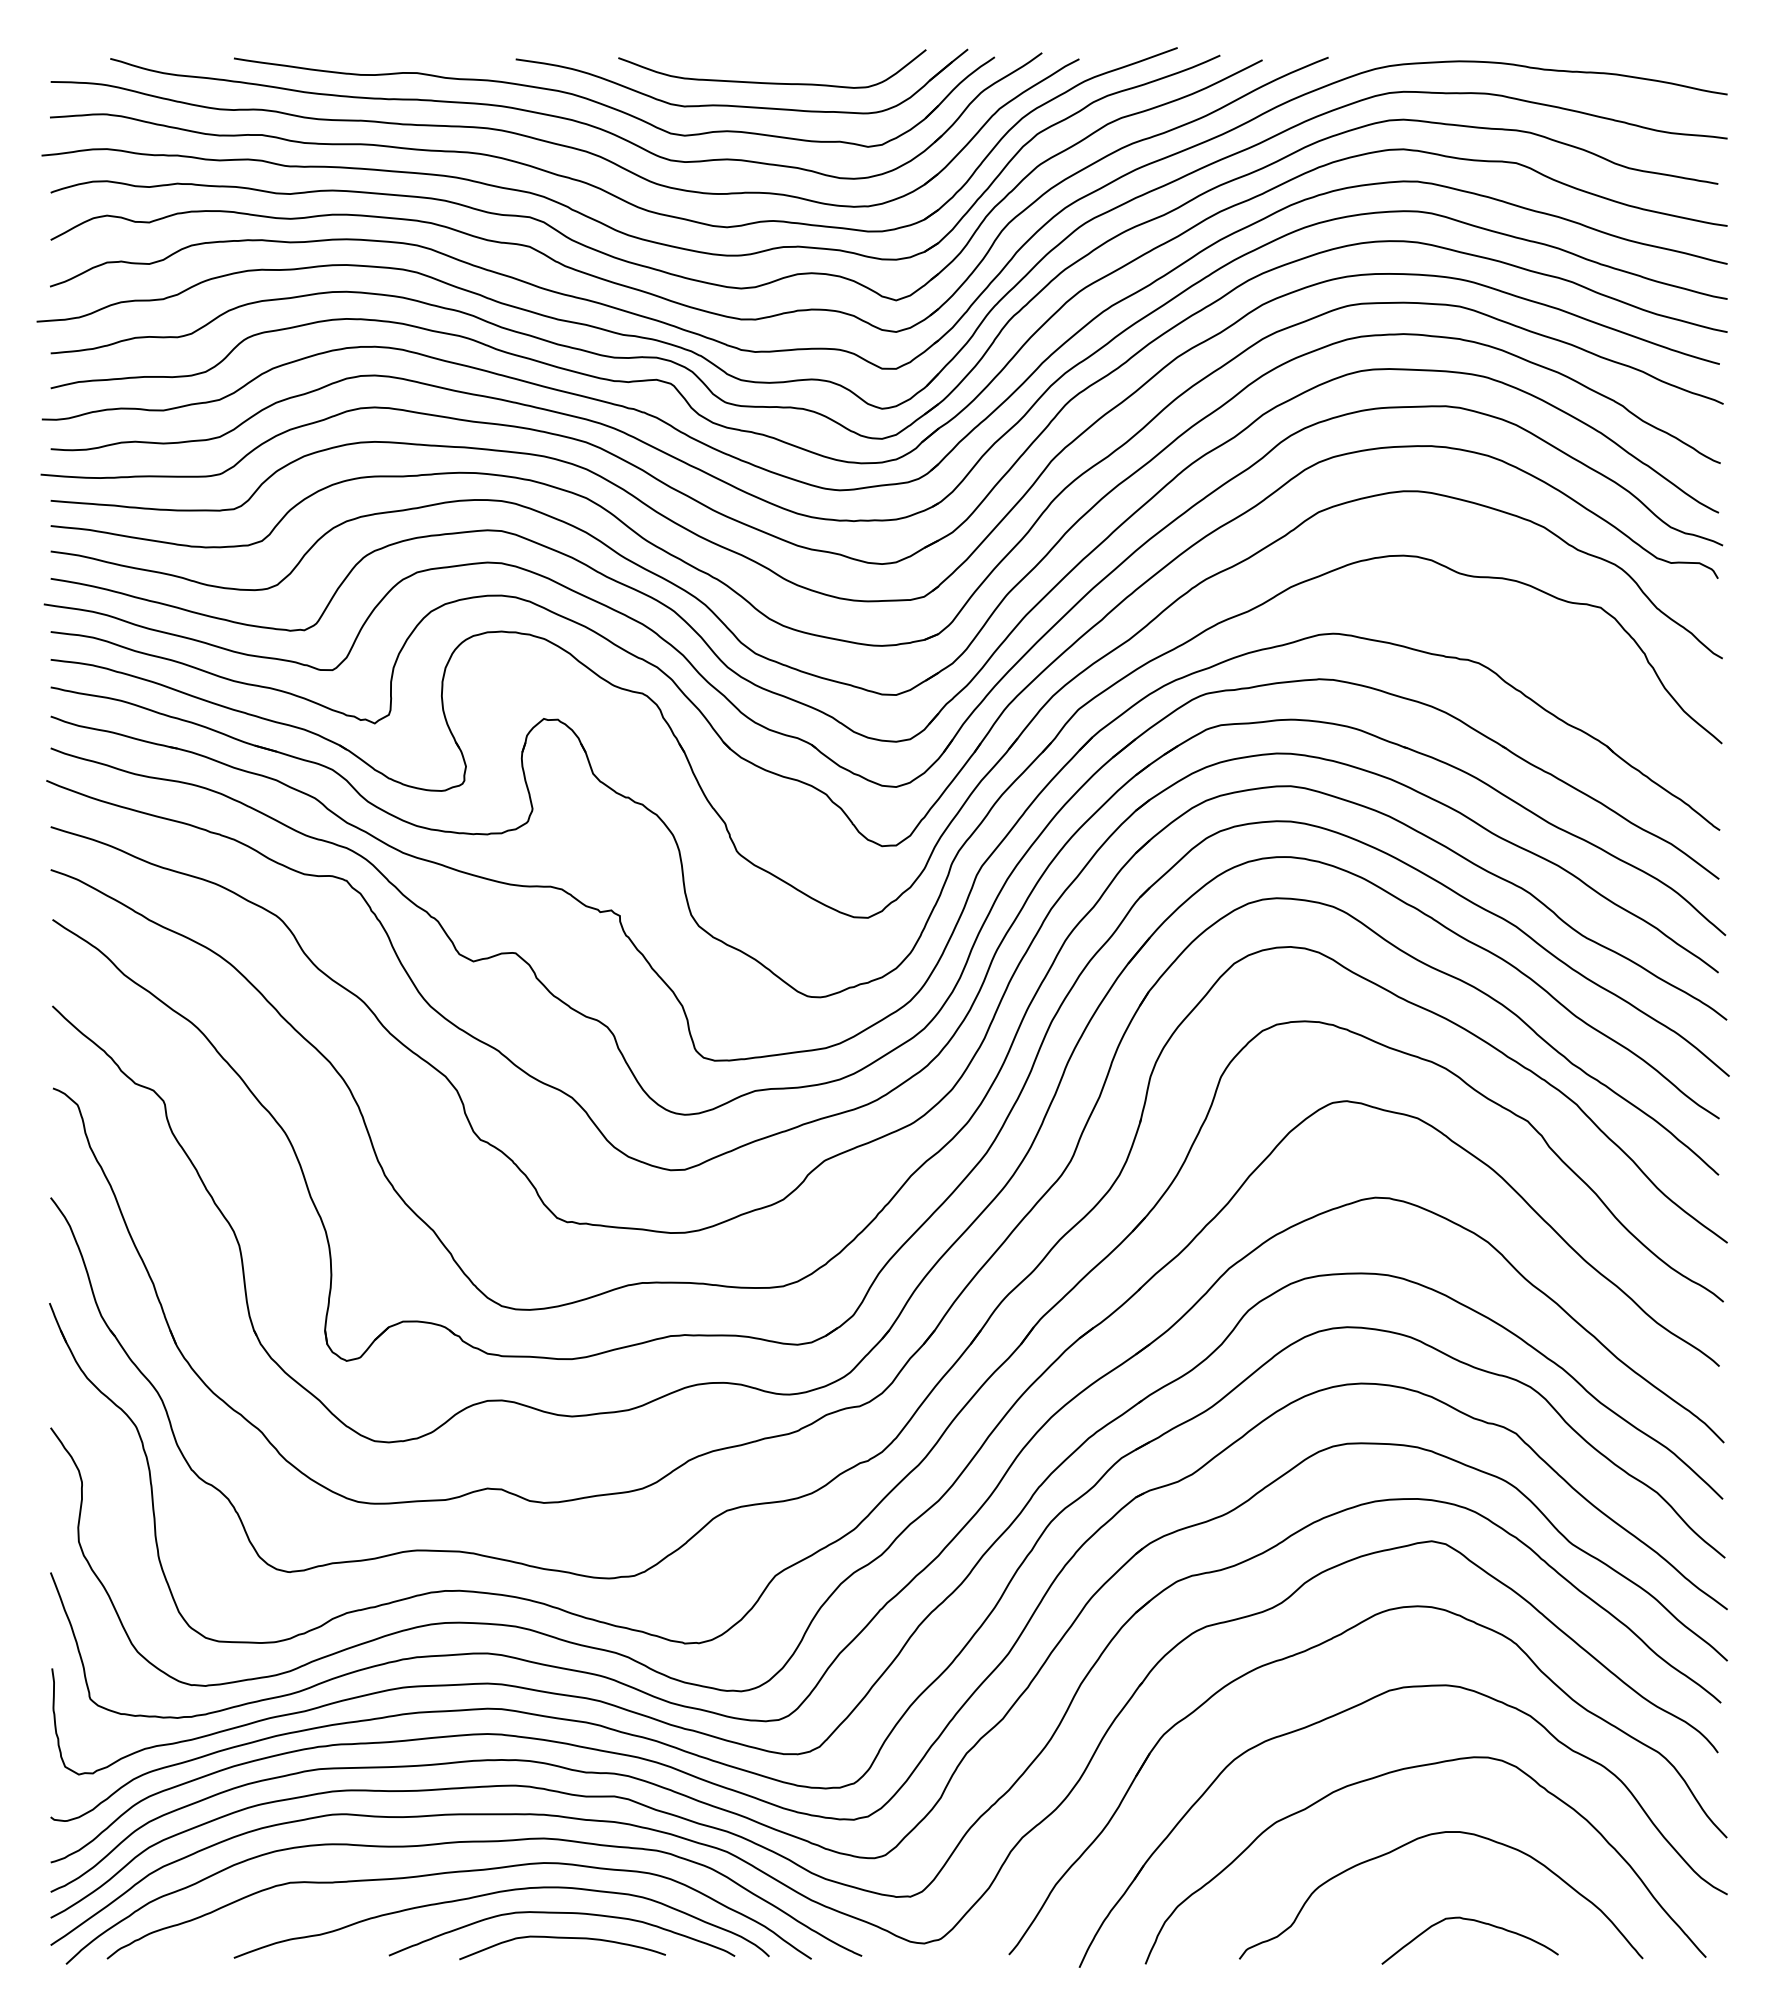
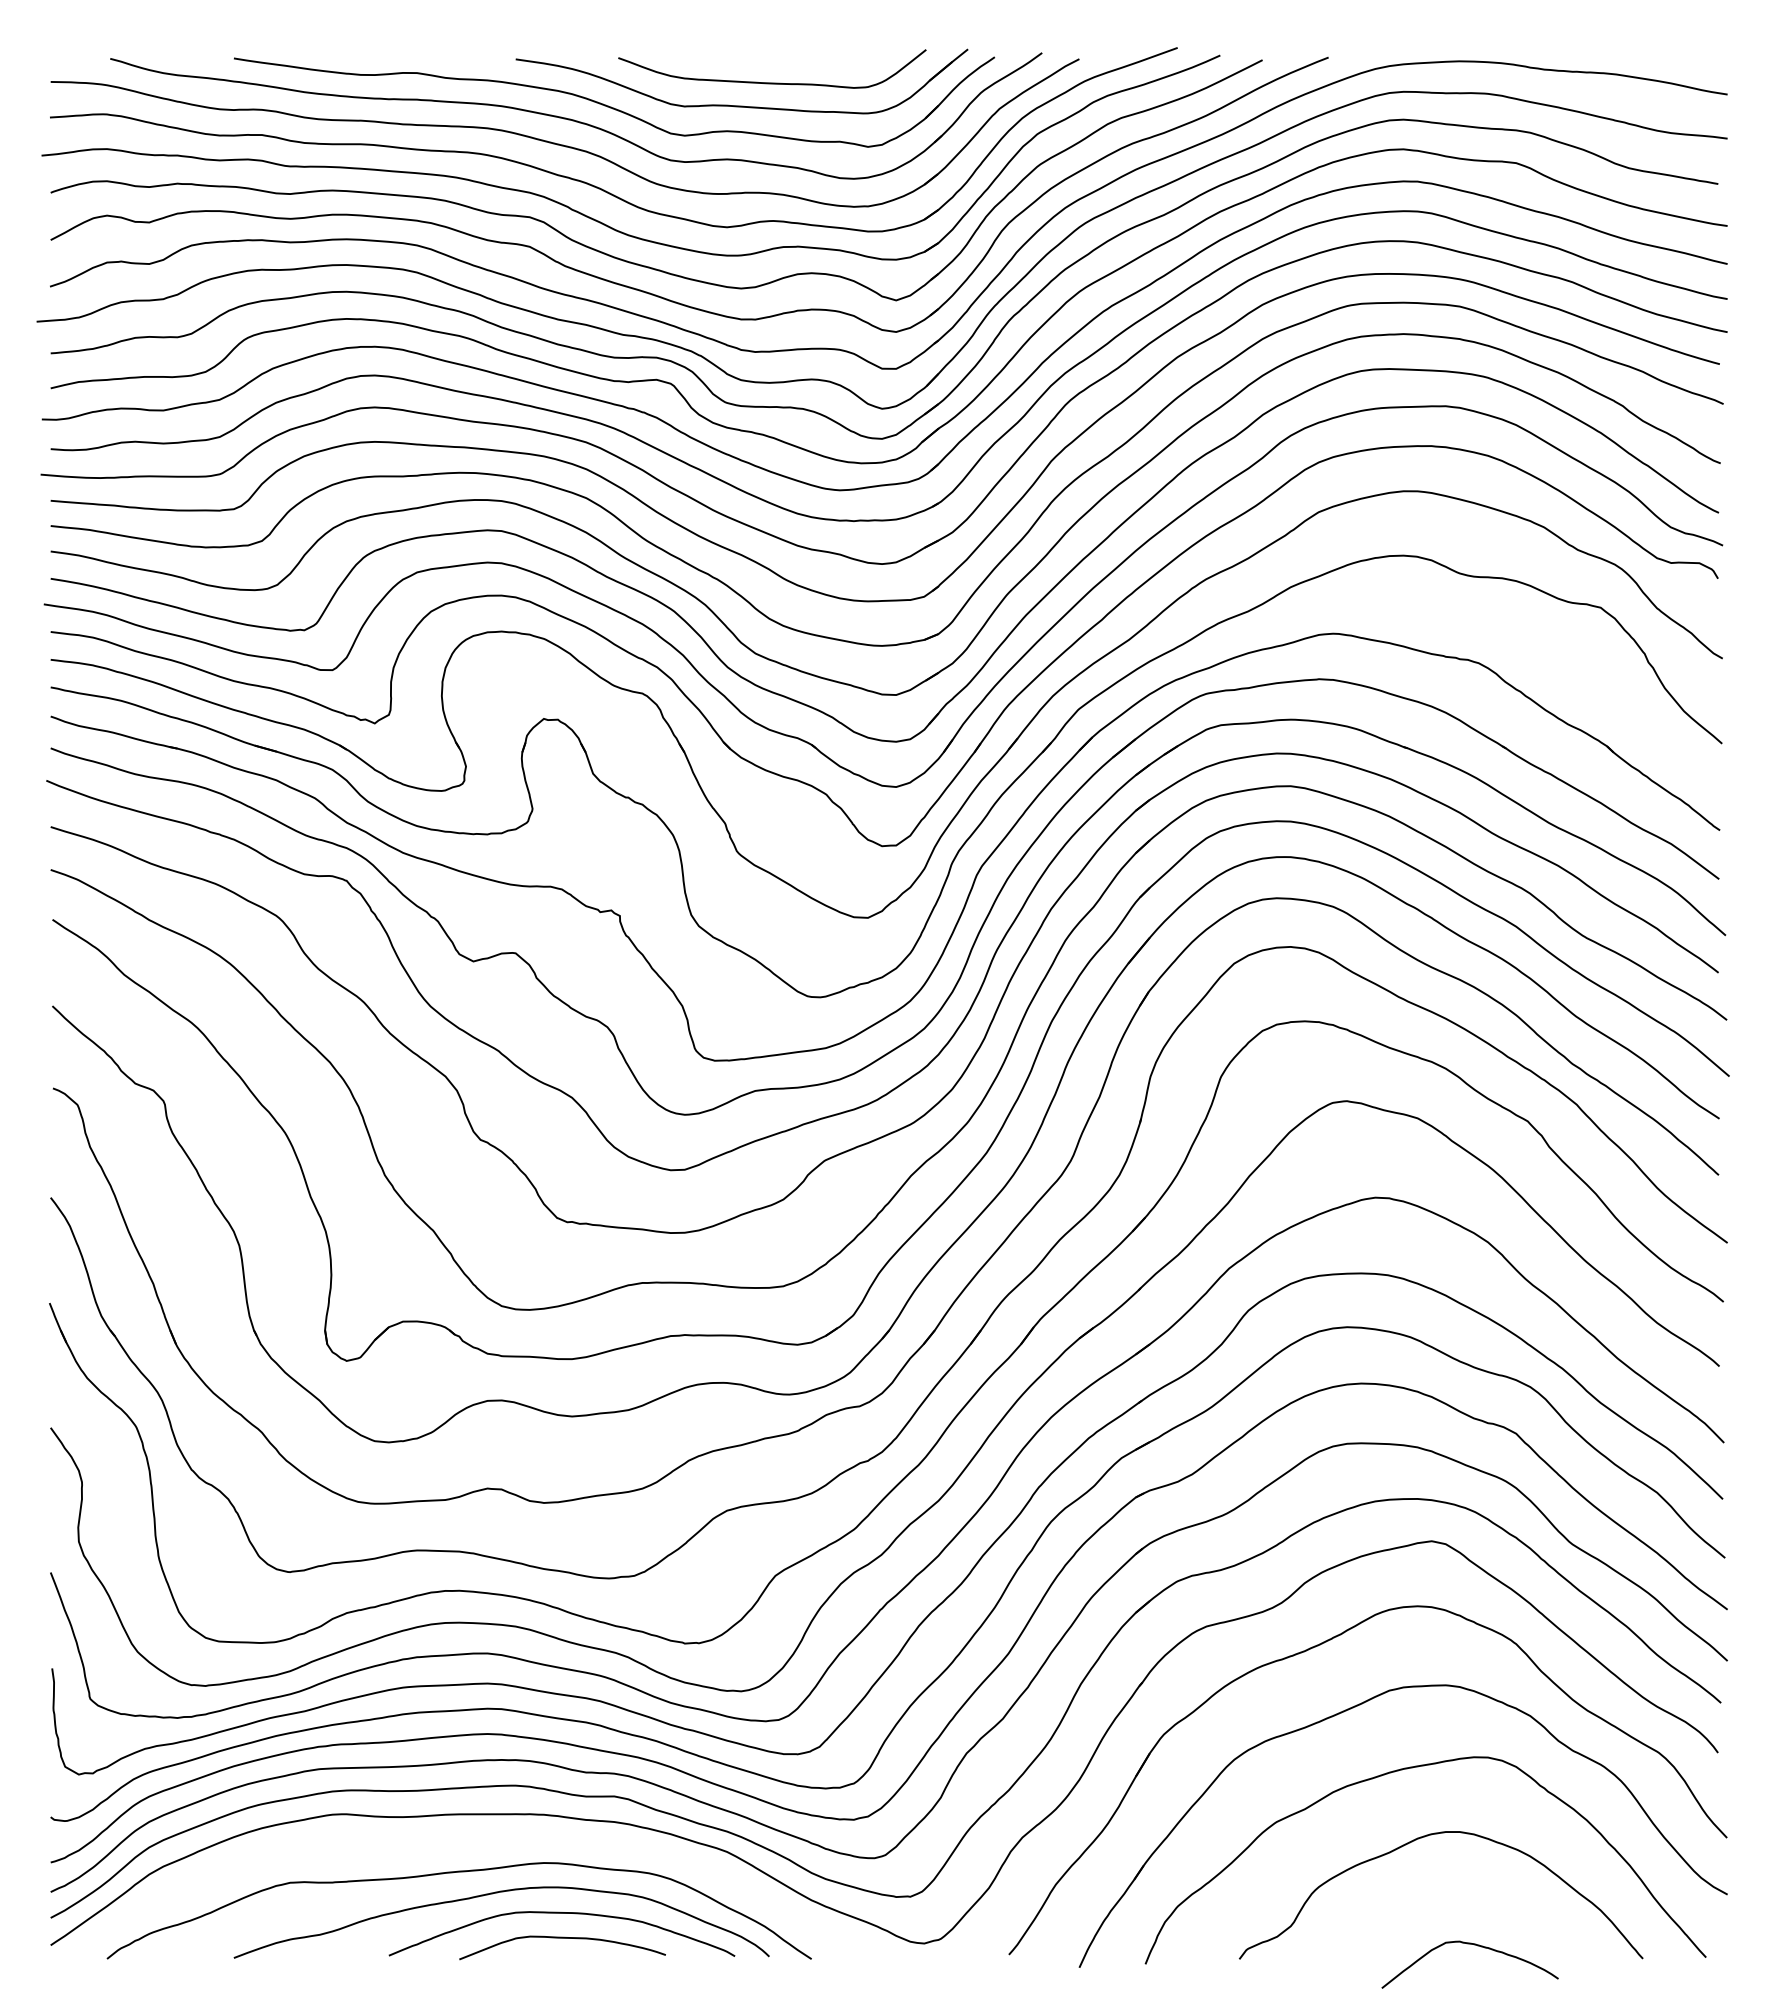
curve: present -> none (457, 1843)
curve position: (1474, 1921) -> (1474, 1945) (1474, 1945)
